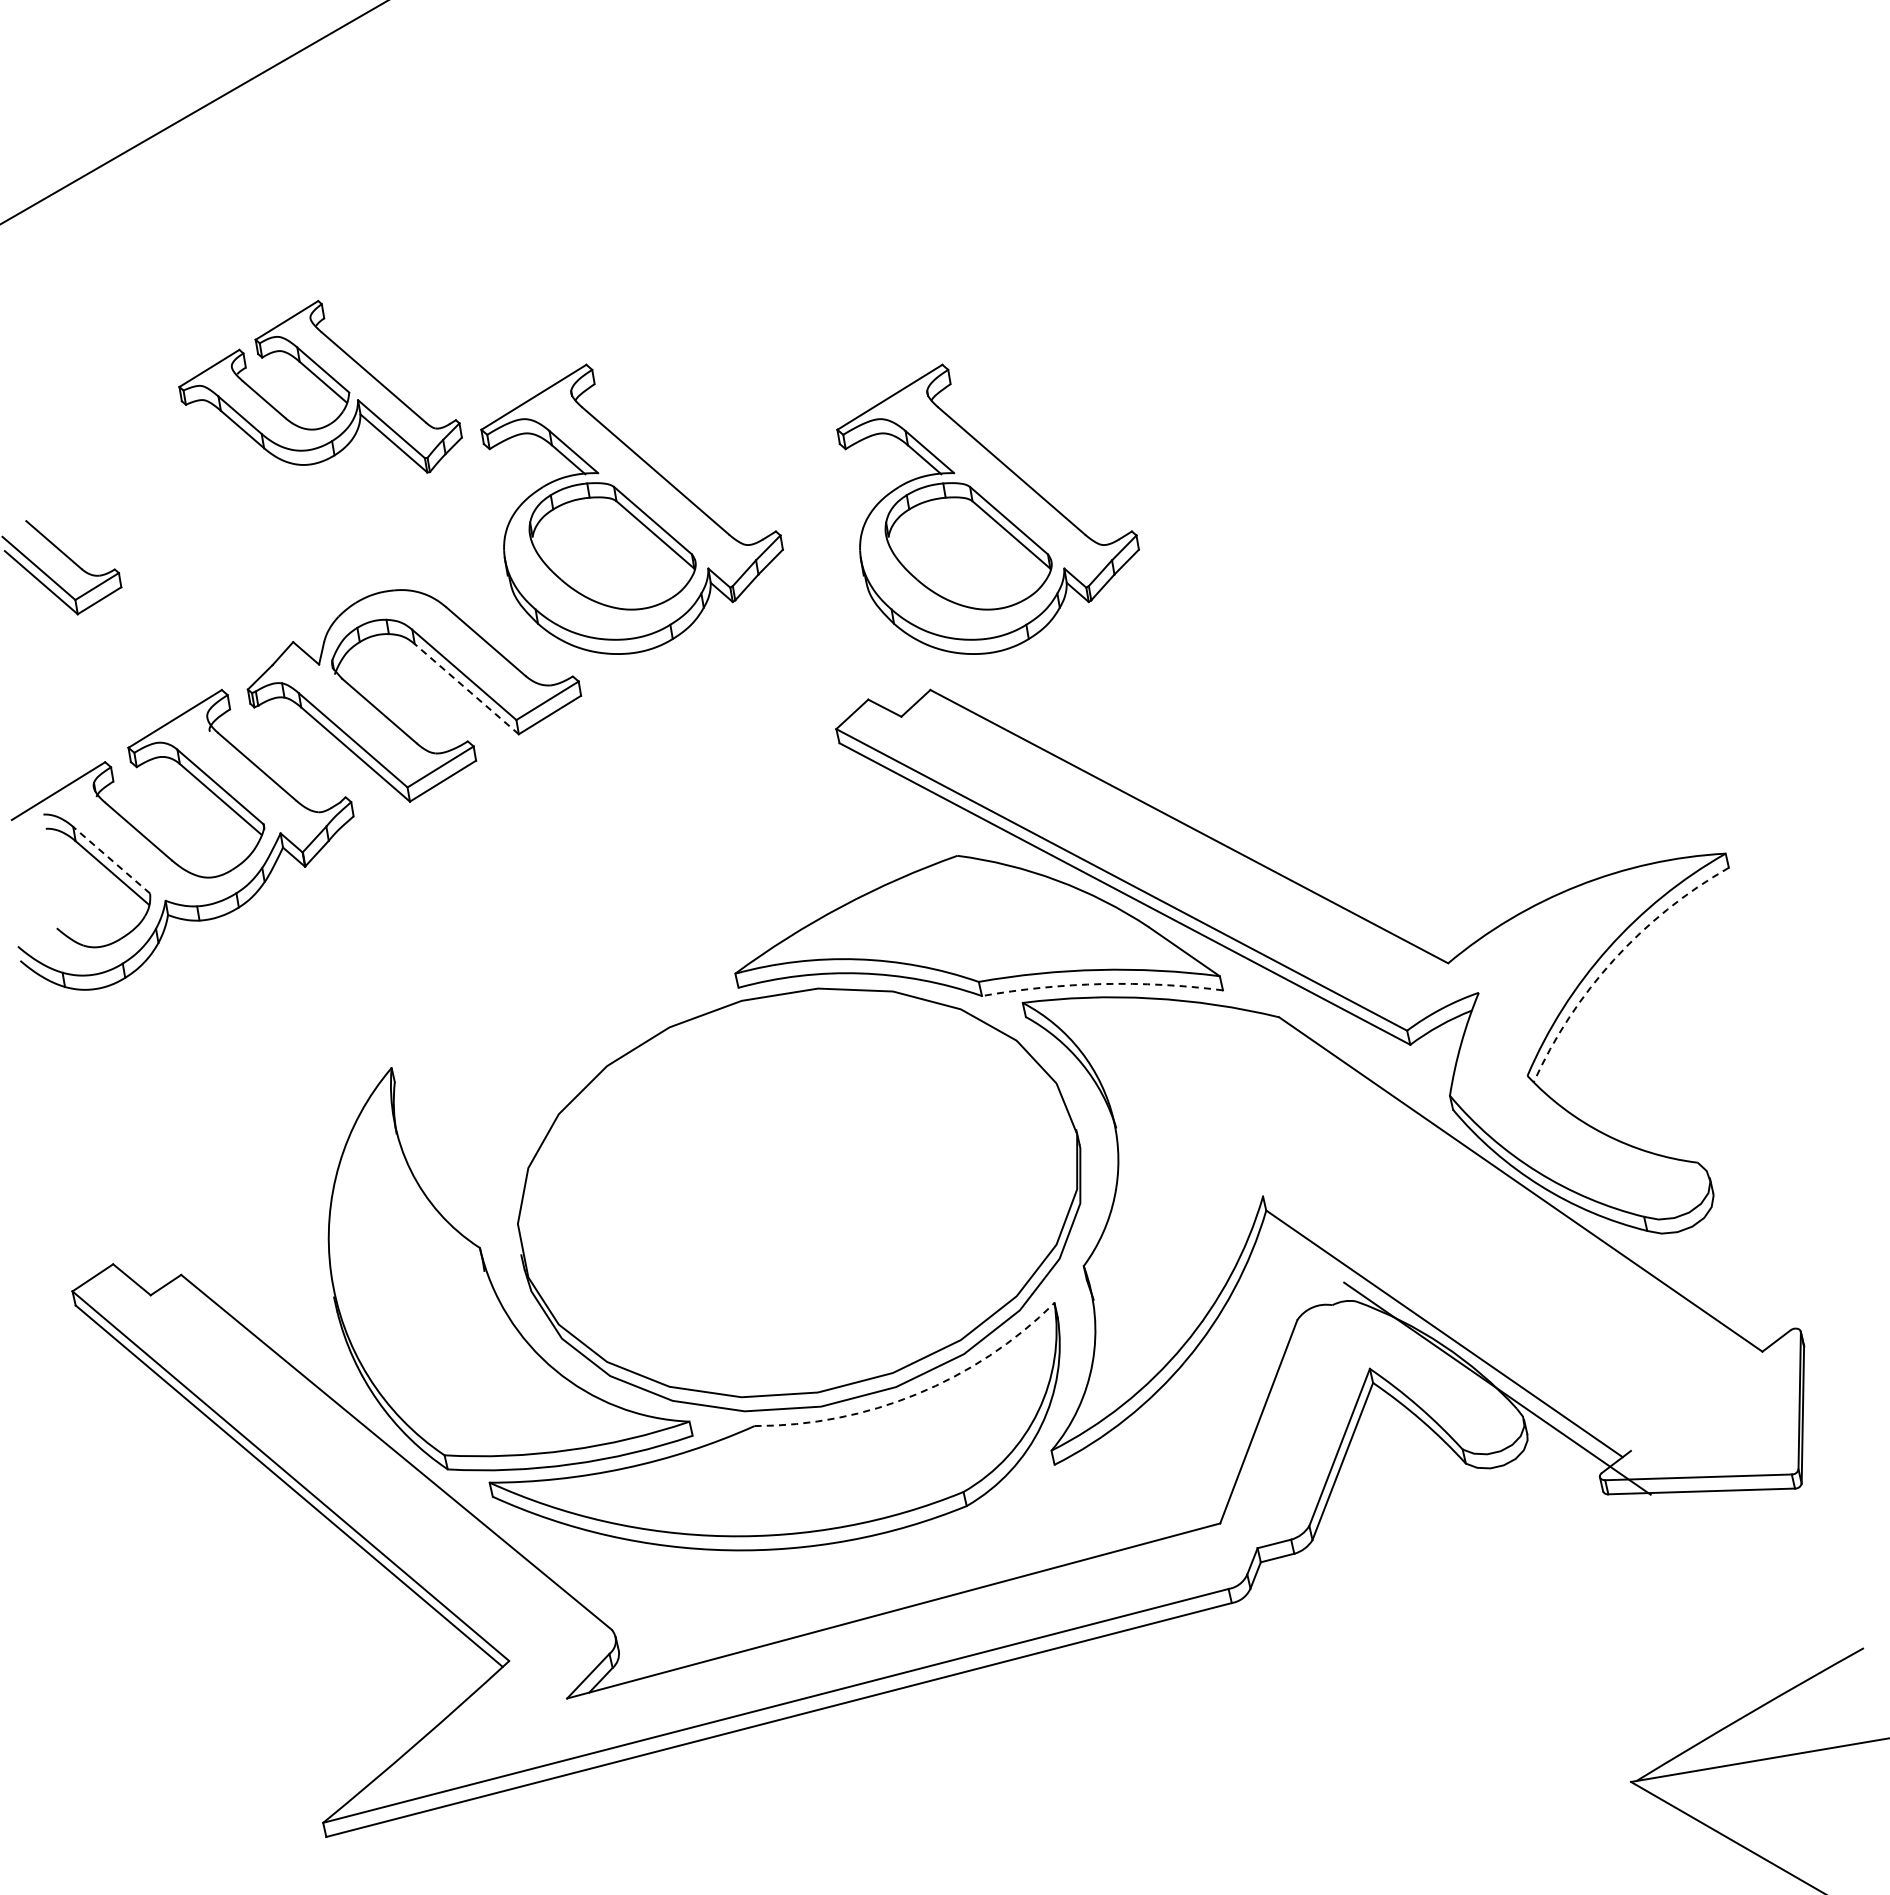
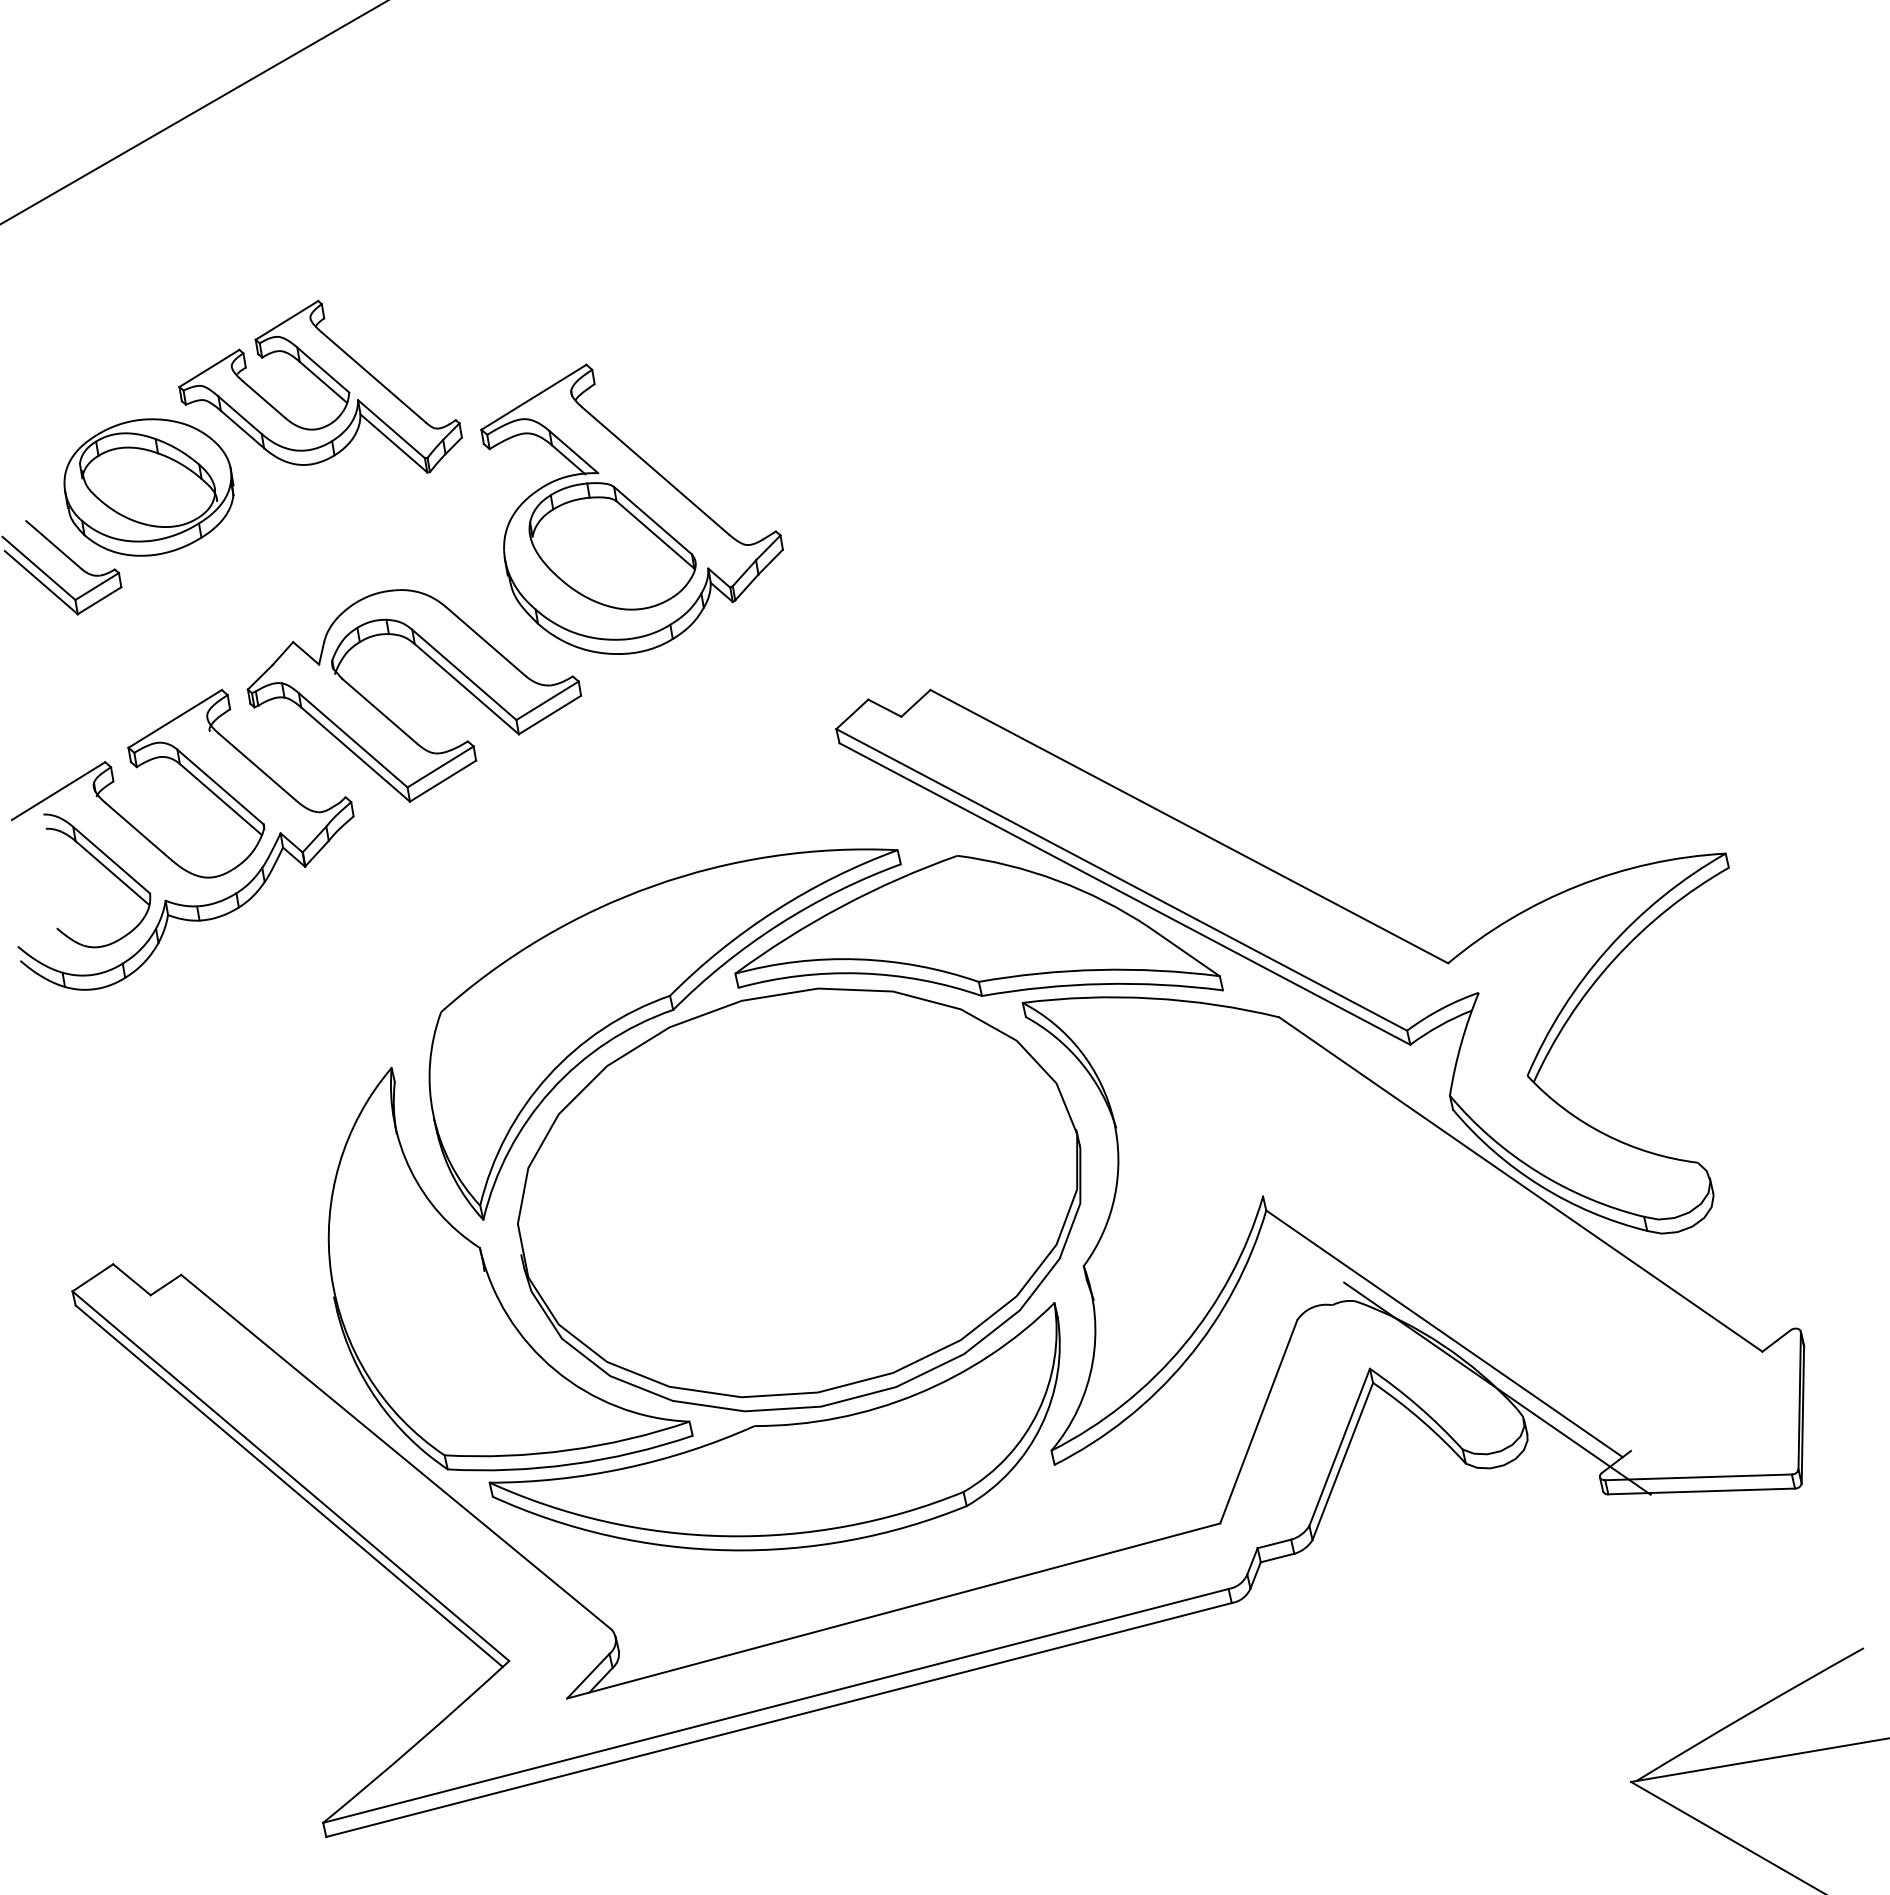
part: none -> present (148, 487)
part: present -> none (987, 508)
line: dashed -> solid (466, 689)
line: dashed -> solid (111, 860)
arc: dashed -> solid (1614, 959)
arc: dashed -> solid (1102, 984)
part: none -> present (659, 1016)
arc: dashed -> solid (916, 1394)
